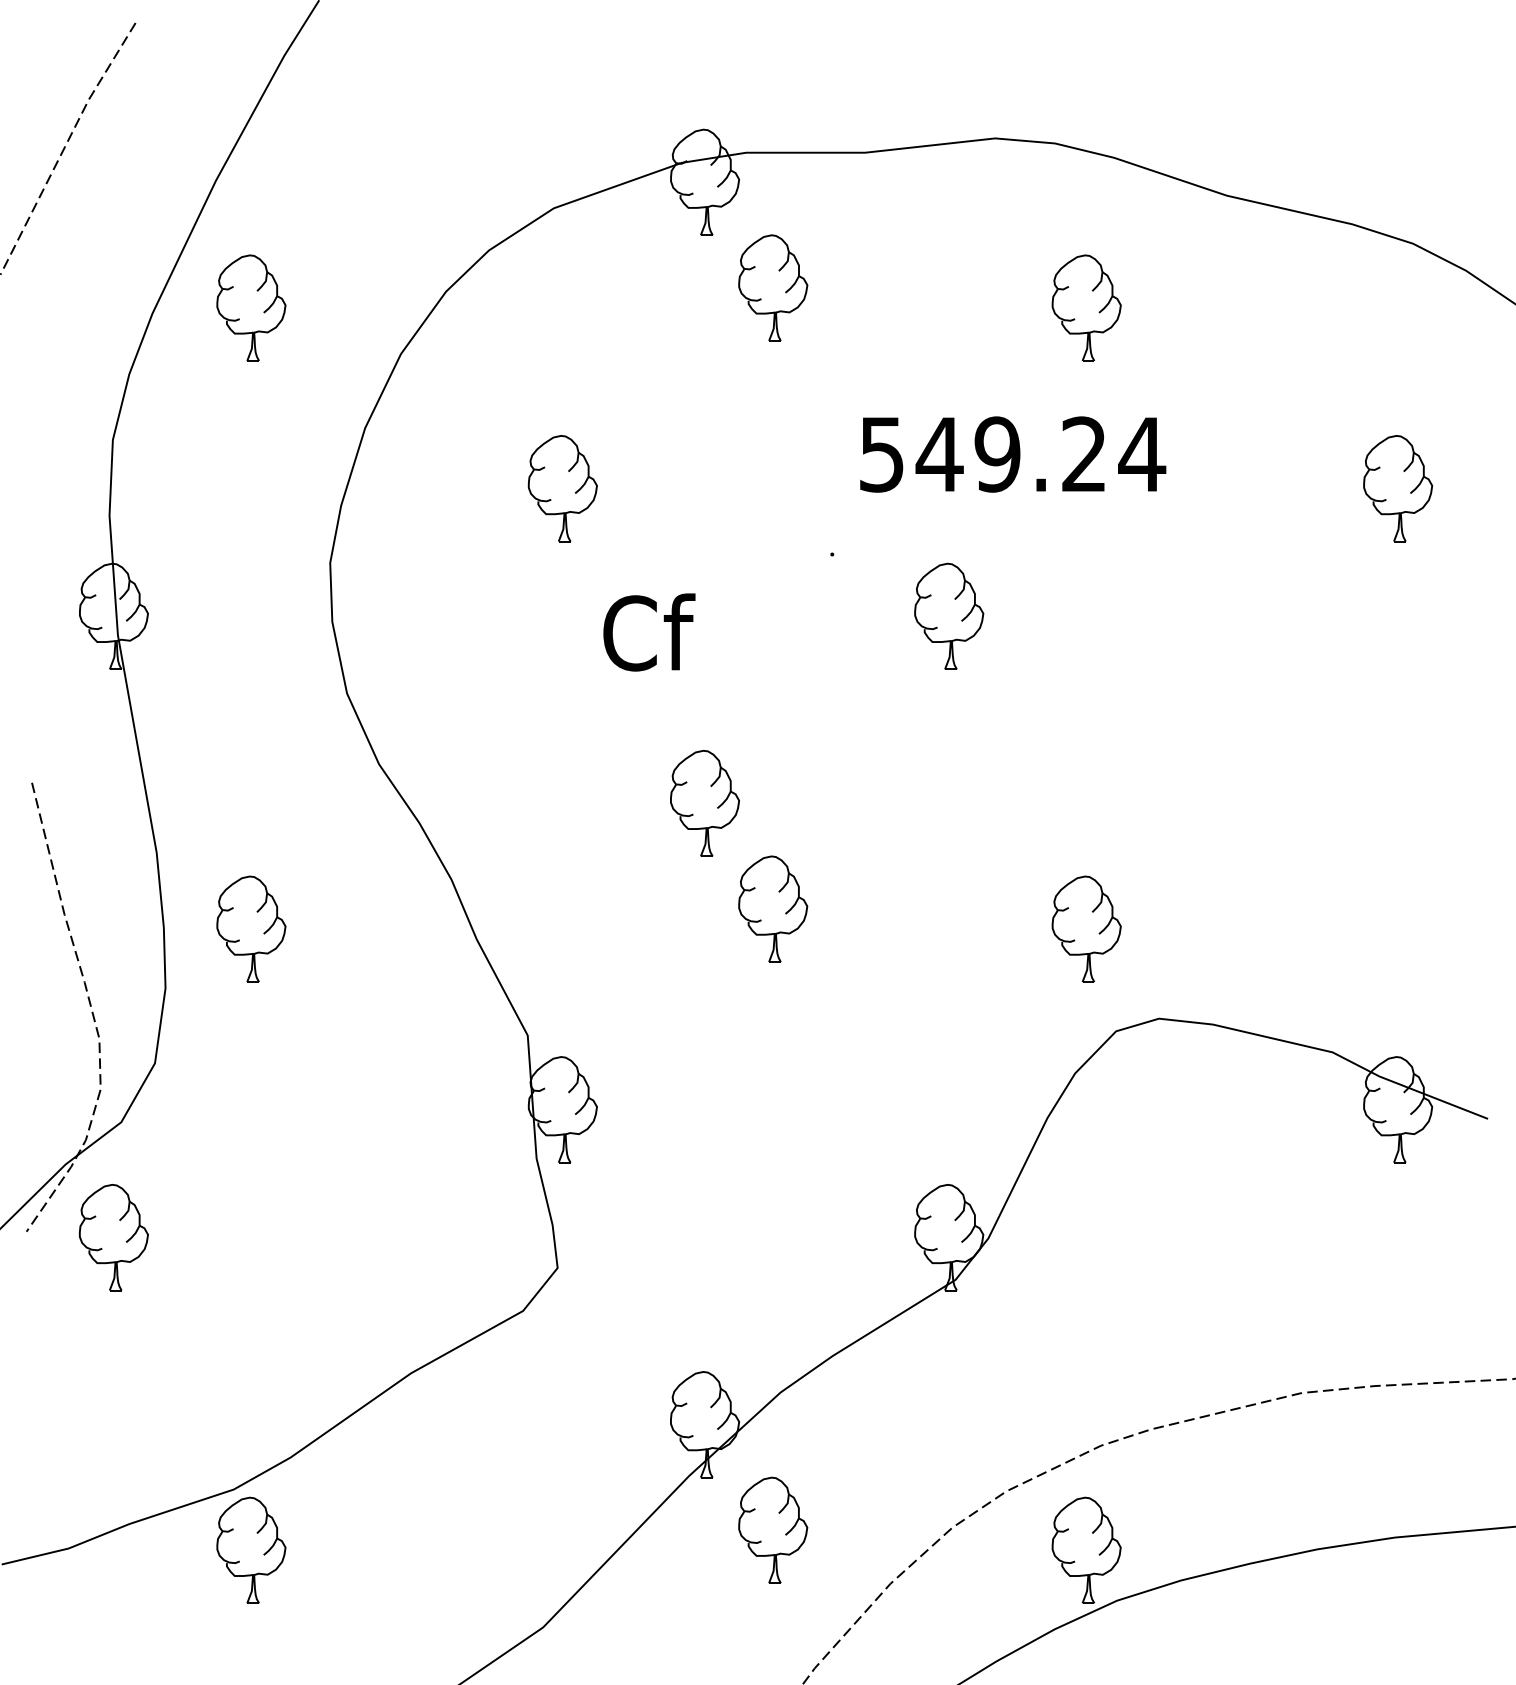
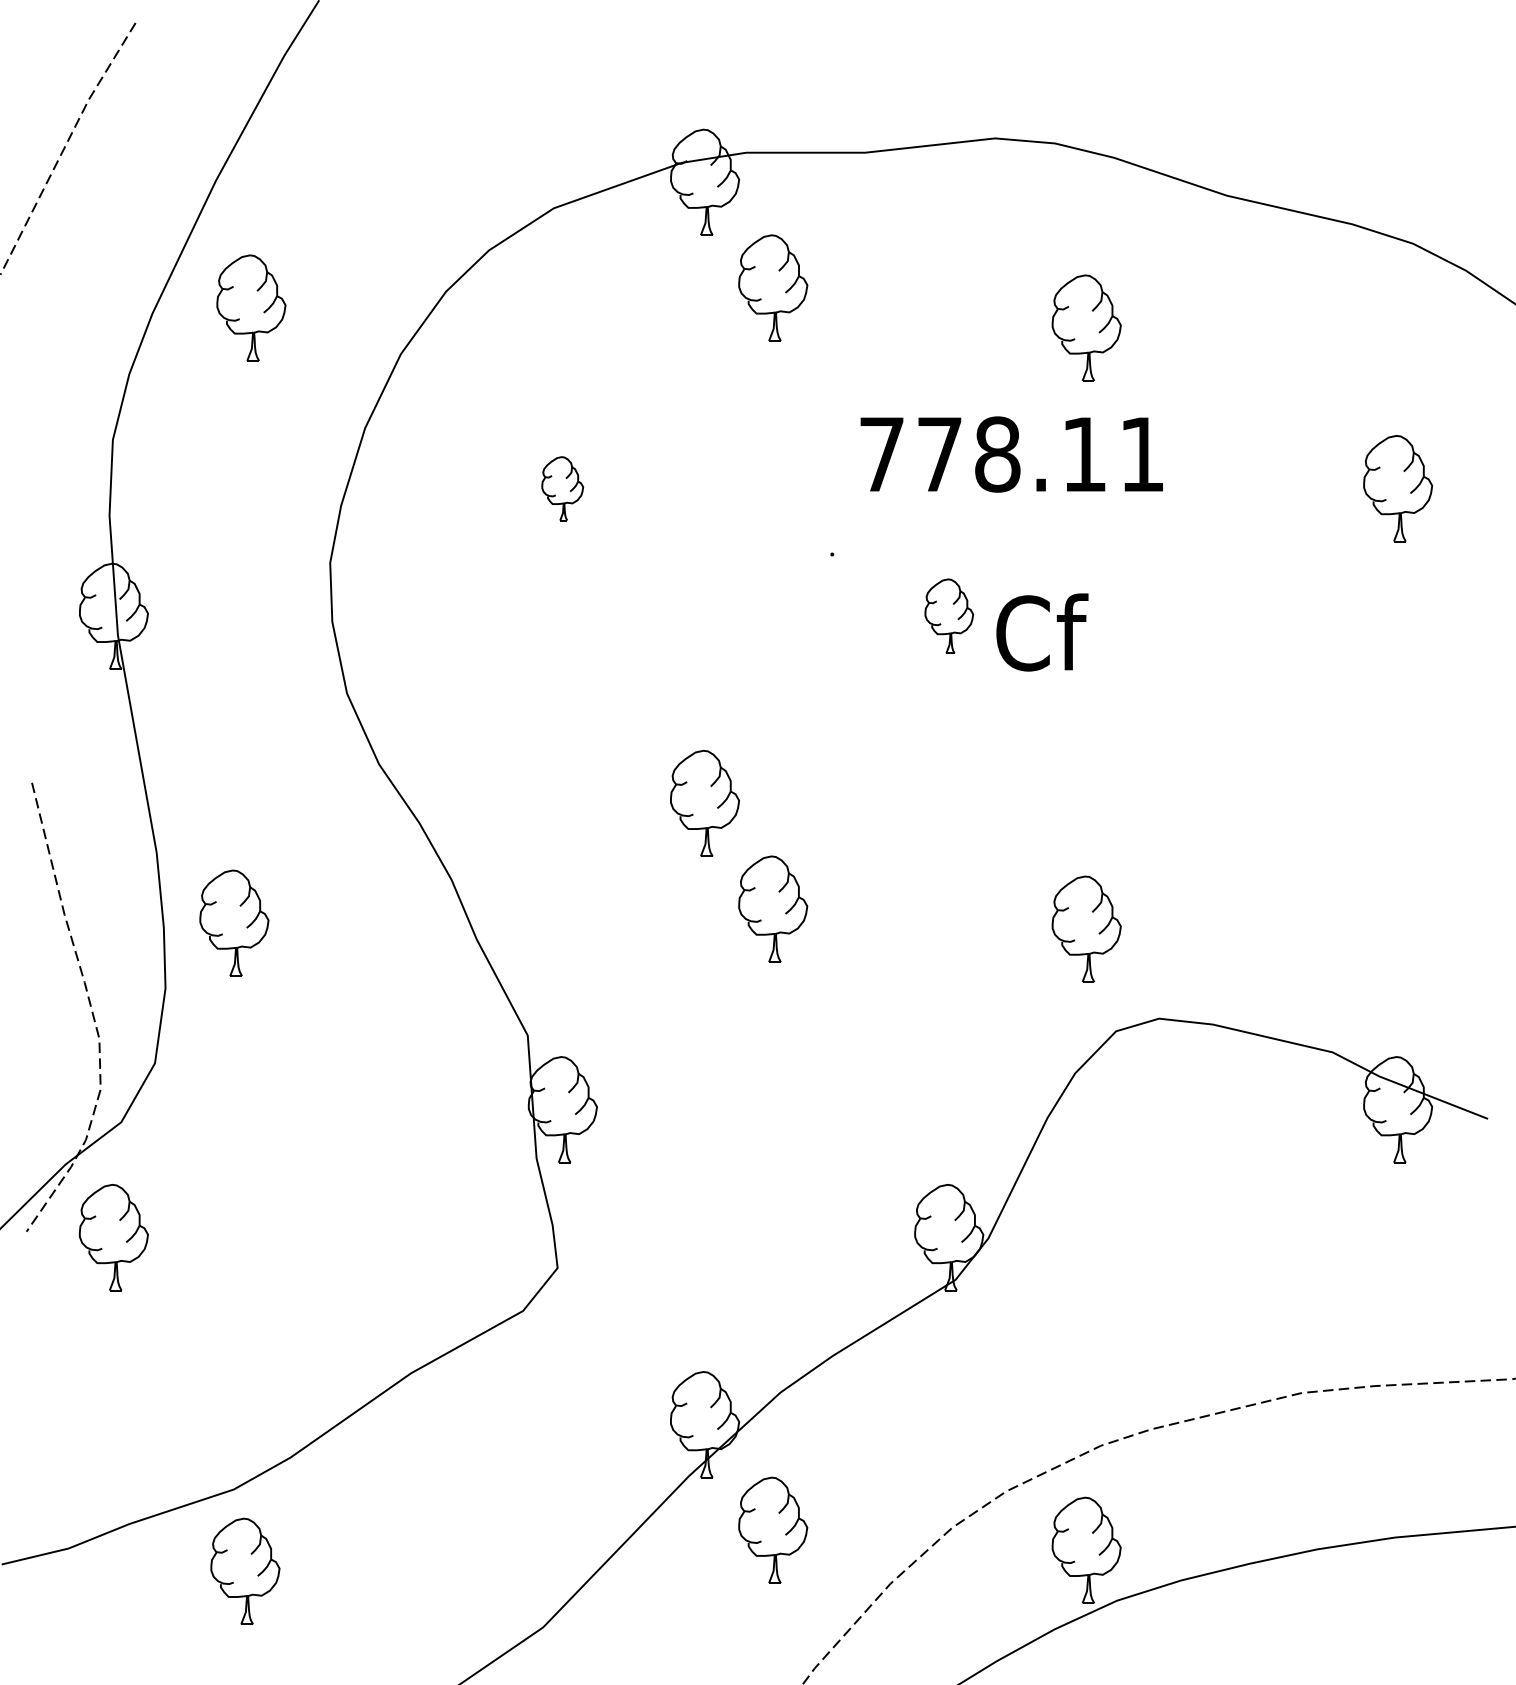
part position: (1086, 307) -> (1086, 327) (1086, 327)
text: 549.24 -> 778.11 (1013, 454)
part size: 71x108 px -> 44x66 px (562, 488)
part size: 71x108 px -> 51x76 px (949, 615)
text position: (649, 632) -> (1042, 632) (1042, 632)
part position: (251, 928) -> (234, 922) (234, 922)
part position: (251, 1549) -> (245, 1570) (245, 1570)
